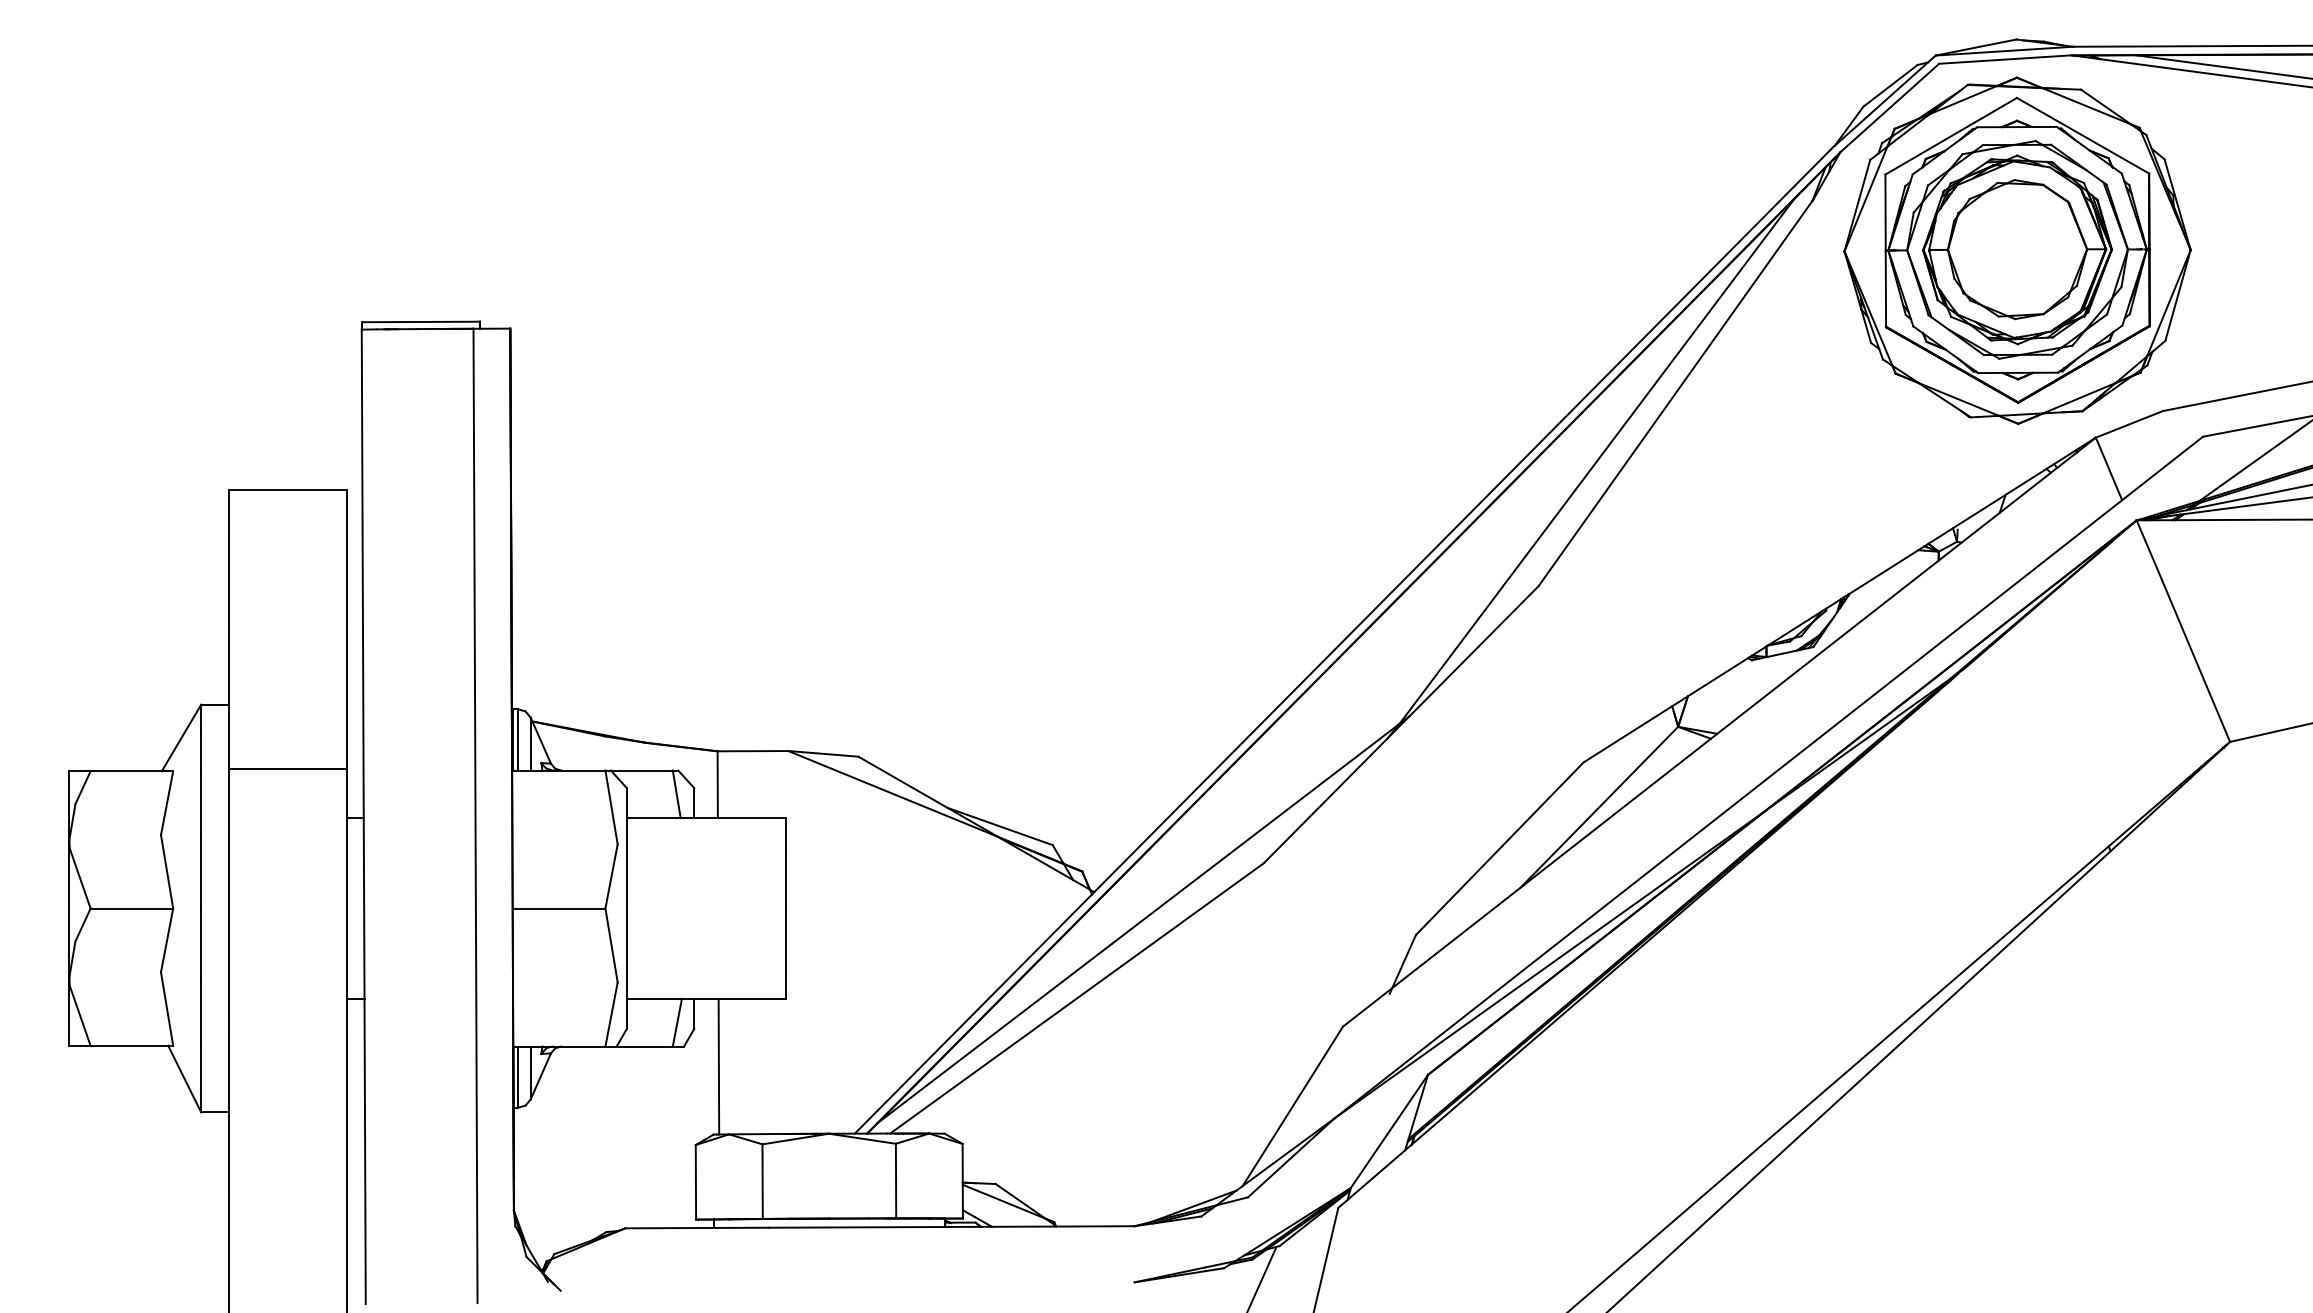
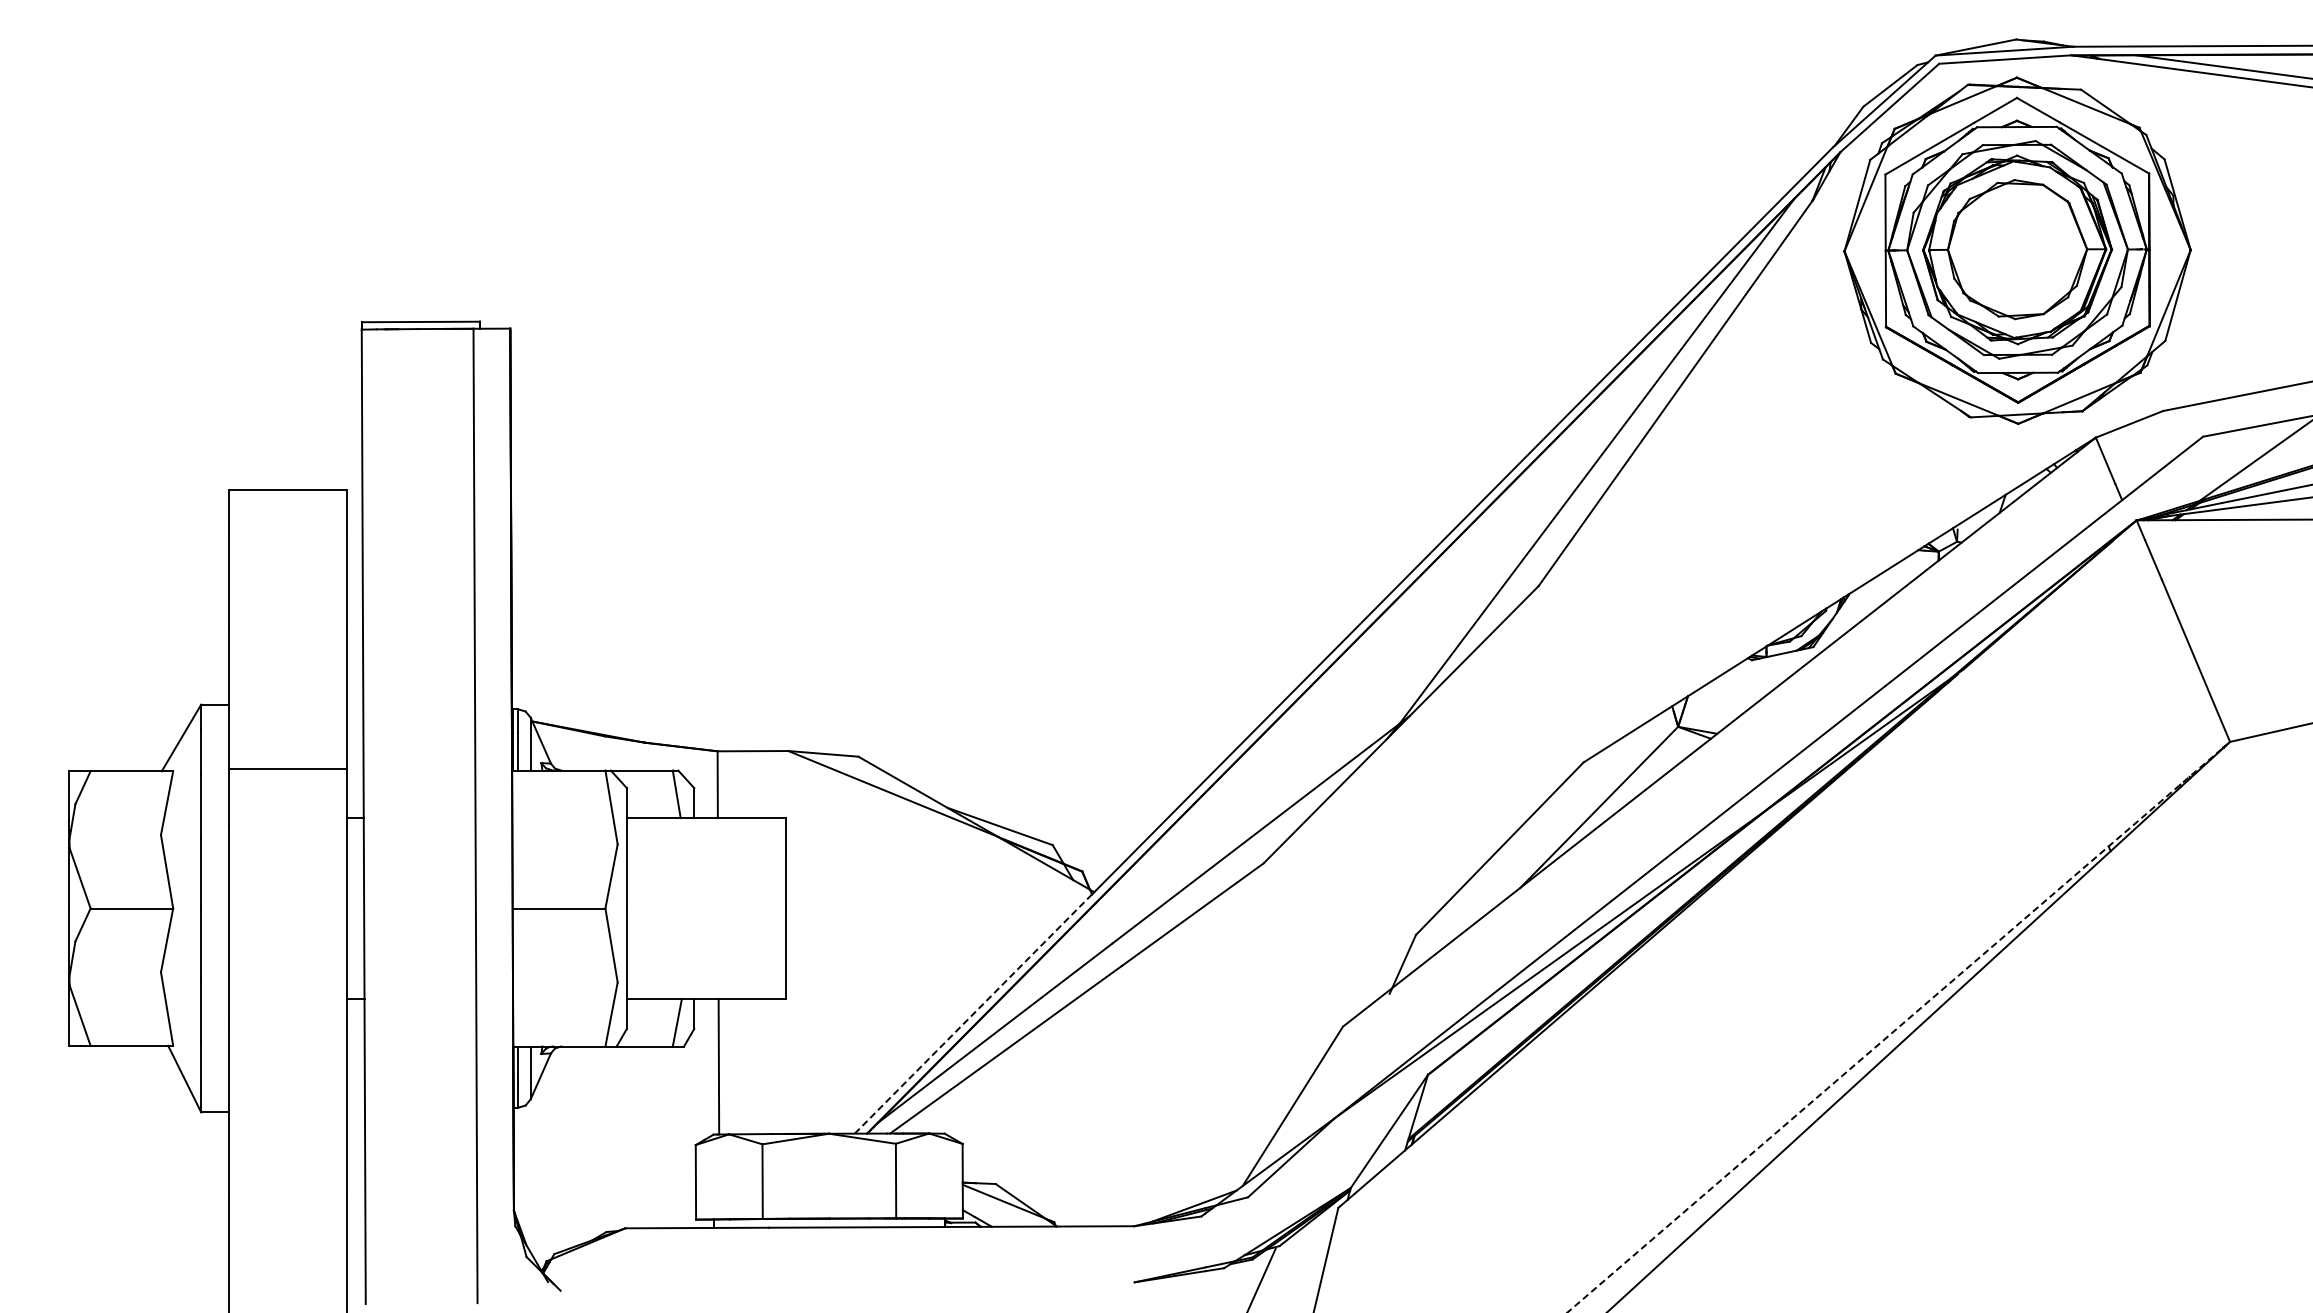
line: solid -> dashed (973, 1013)
line: solid -> dashed (1898, 1027)
